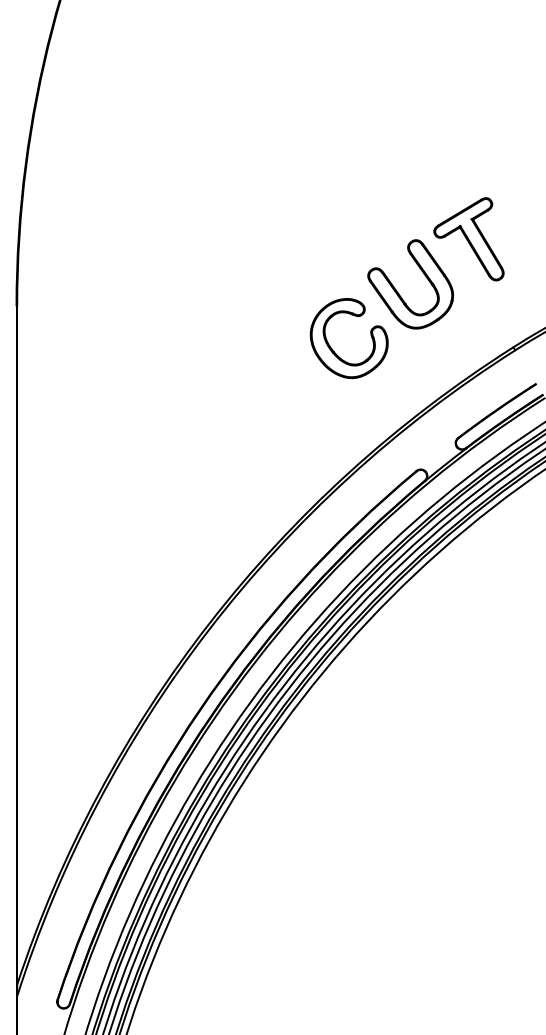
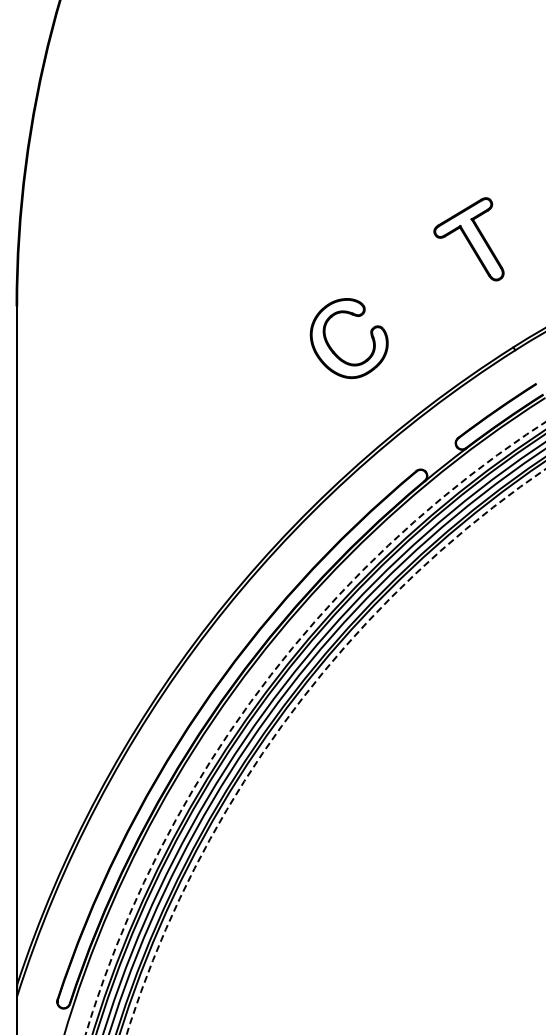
part: present -> none (399, 293)
arc: solid -> dashed (262, 686)
arc: solid -> dashed (288, 717)
